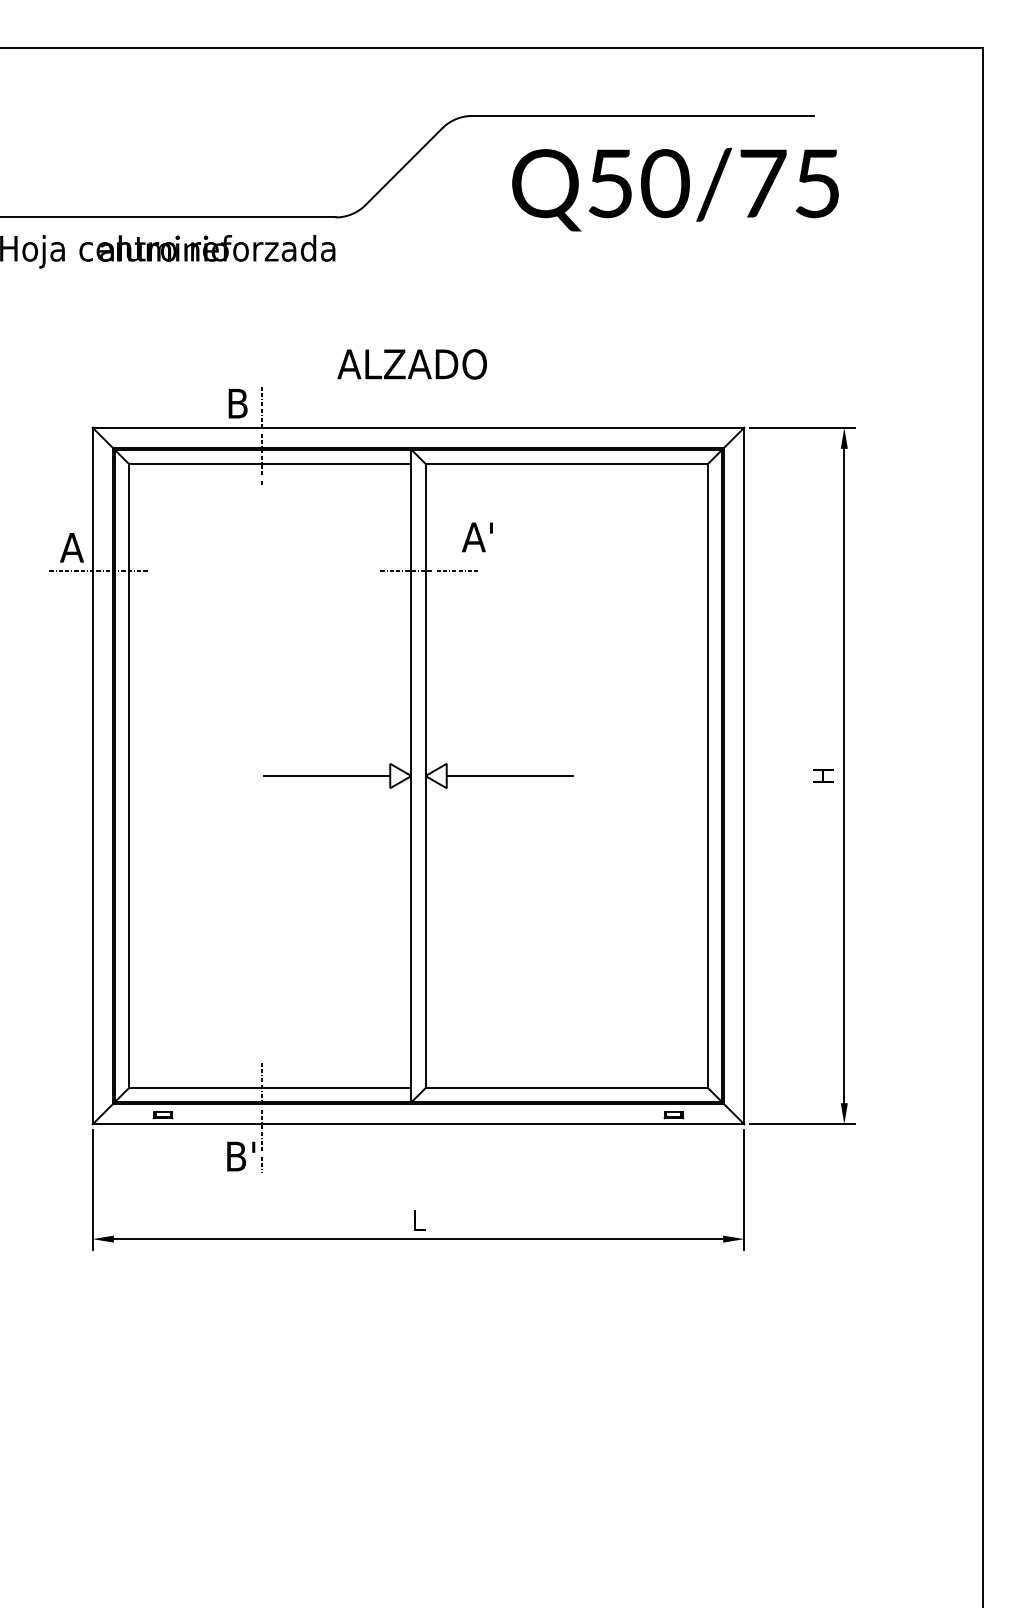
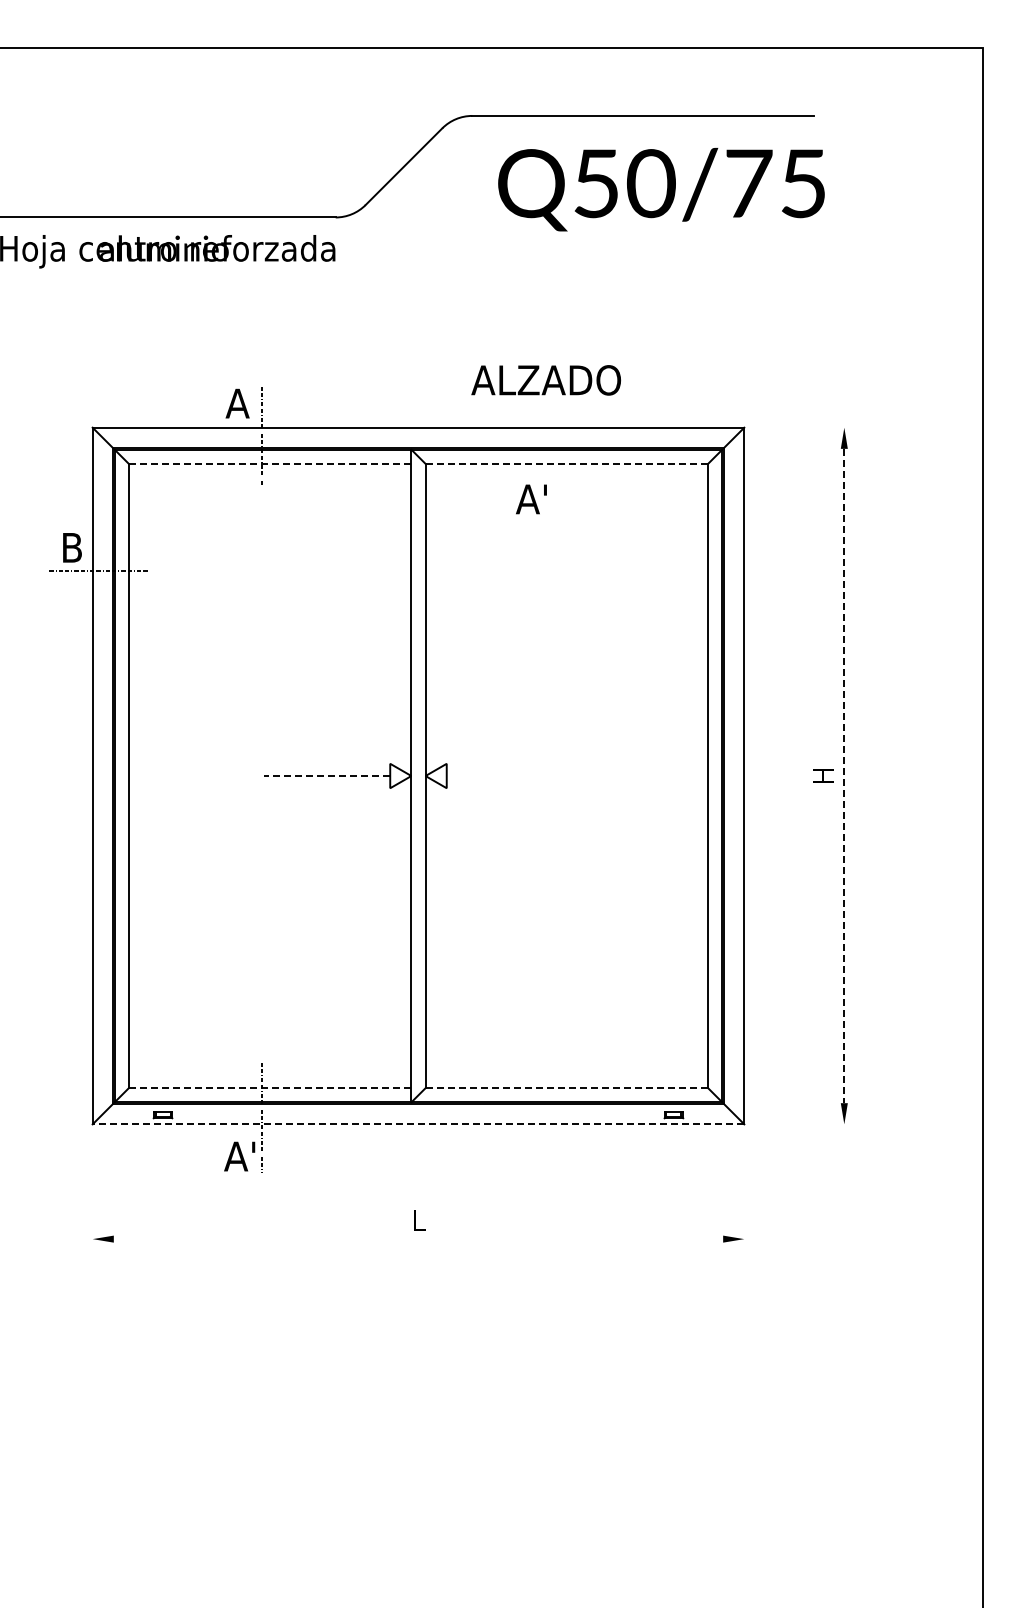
text position: (675, 189) -> (661, 189) (661, 189)
text position: (411, 364) -> (545, 380) (545, 380)
text: B -> A (237, 403)
line: present -> none (801, 427)
line: solid -> dashed (270, 463)
line: solid -> dashed (567, 463)
text position: (477, 537) -> (531, 499) (531, 499)
text: A -> B (71, 547)
line: present -> none (428, 571)
line: solid -> dashed (327, 776)
line: present -> none (509, 776)
line: solid -> dashed (844, 776)
line: solid -> dashed (269, 1088)
line: solid -> dashed (566, 1088)
line: solid -> dashed (418, 1124)
line: present -> none (801, 1124)
text: B' -> A' (236, 1156)
line: present -> none (92, 1189)
line: present -> none (744, 1189)
line: present -> none (418, 1239)
